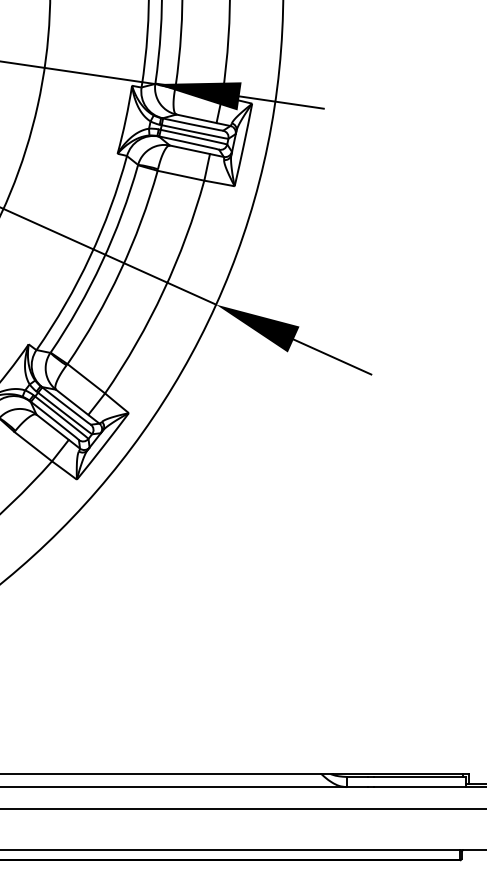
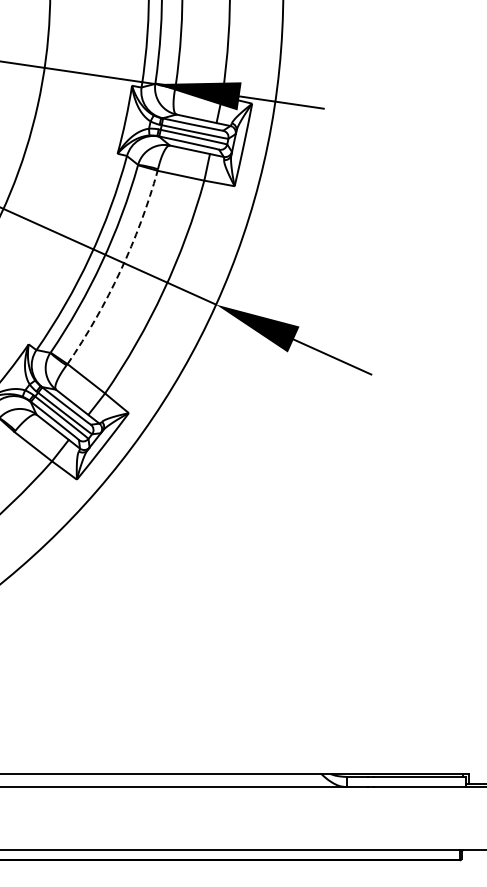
arc: solid -> dashed (120, 271)
line: present -> none (242, 809)
